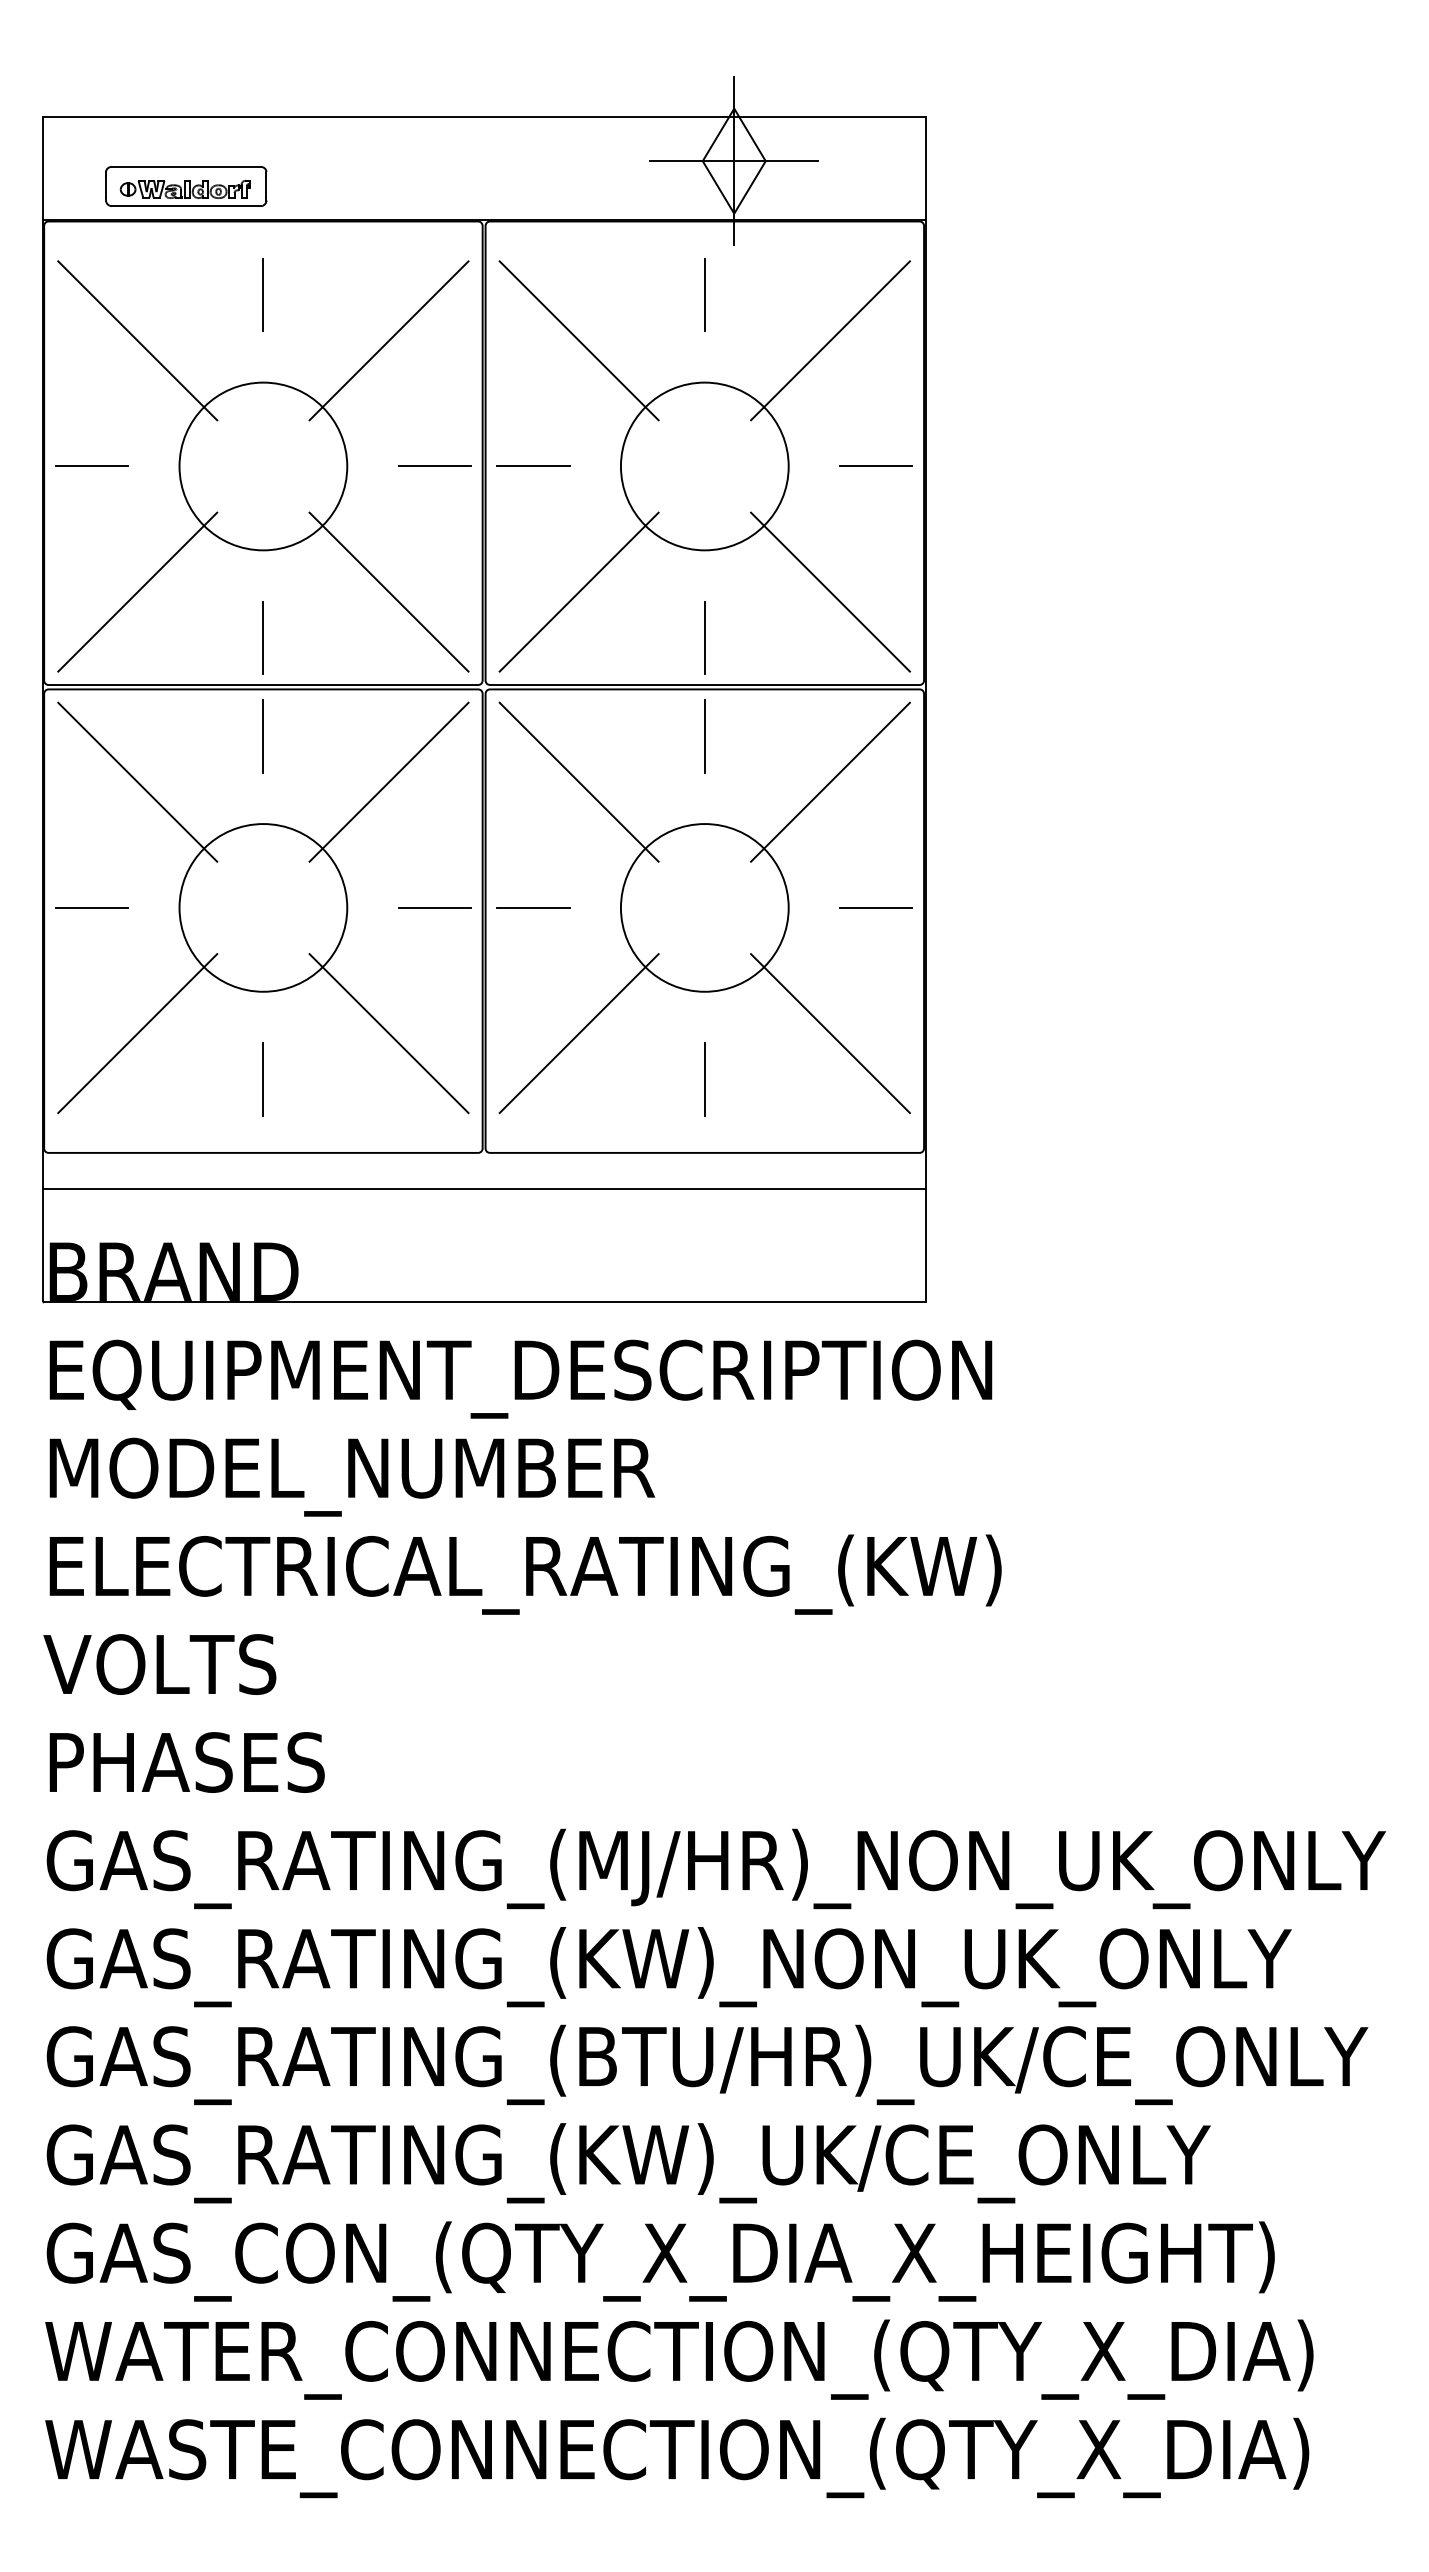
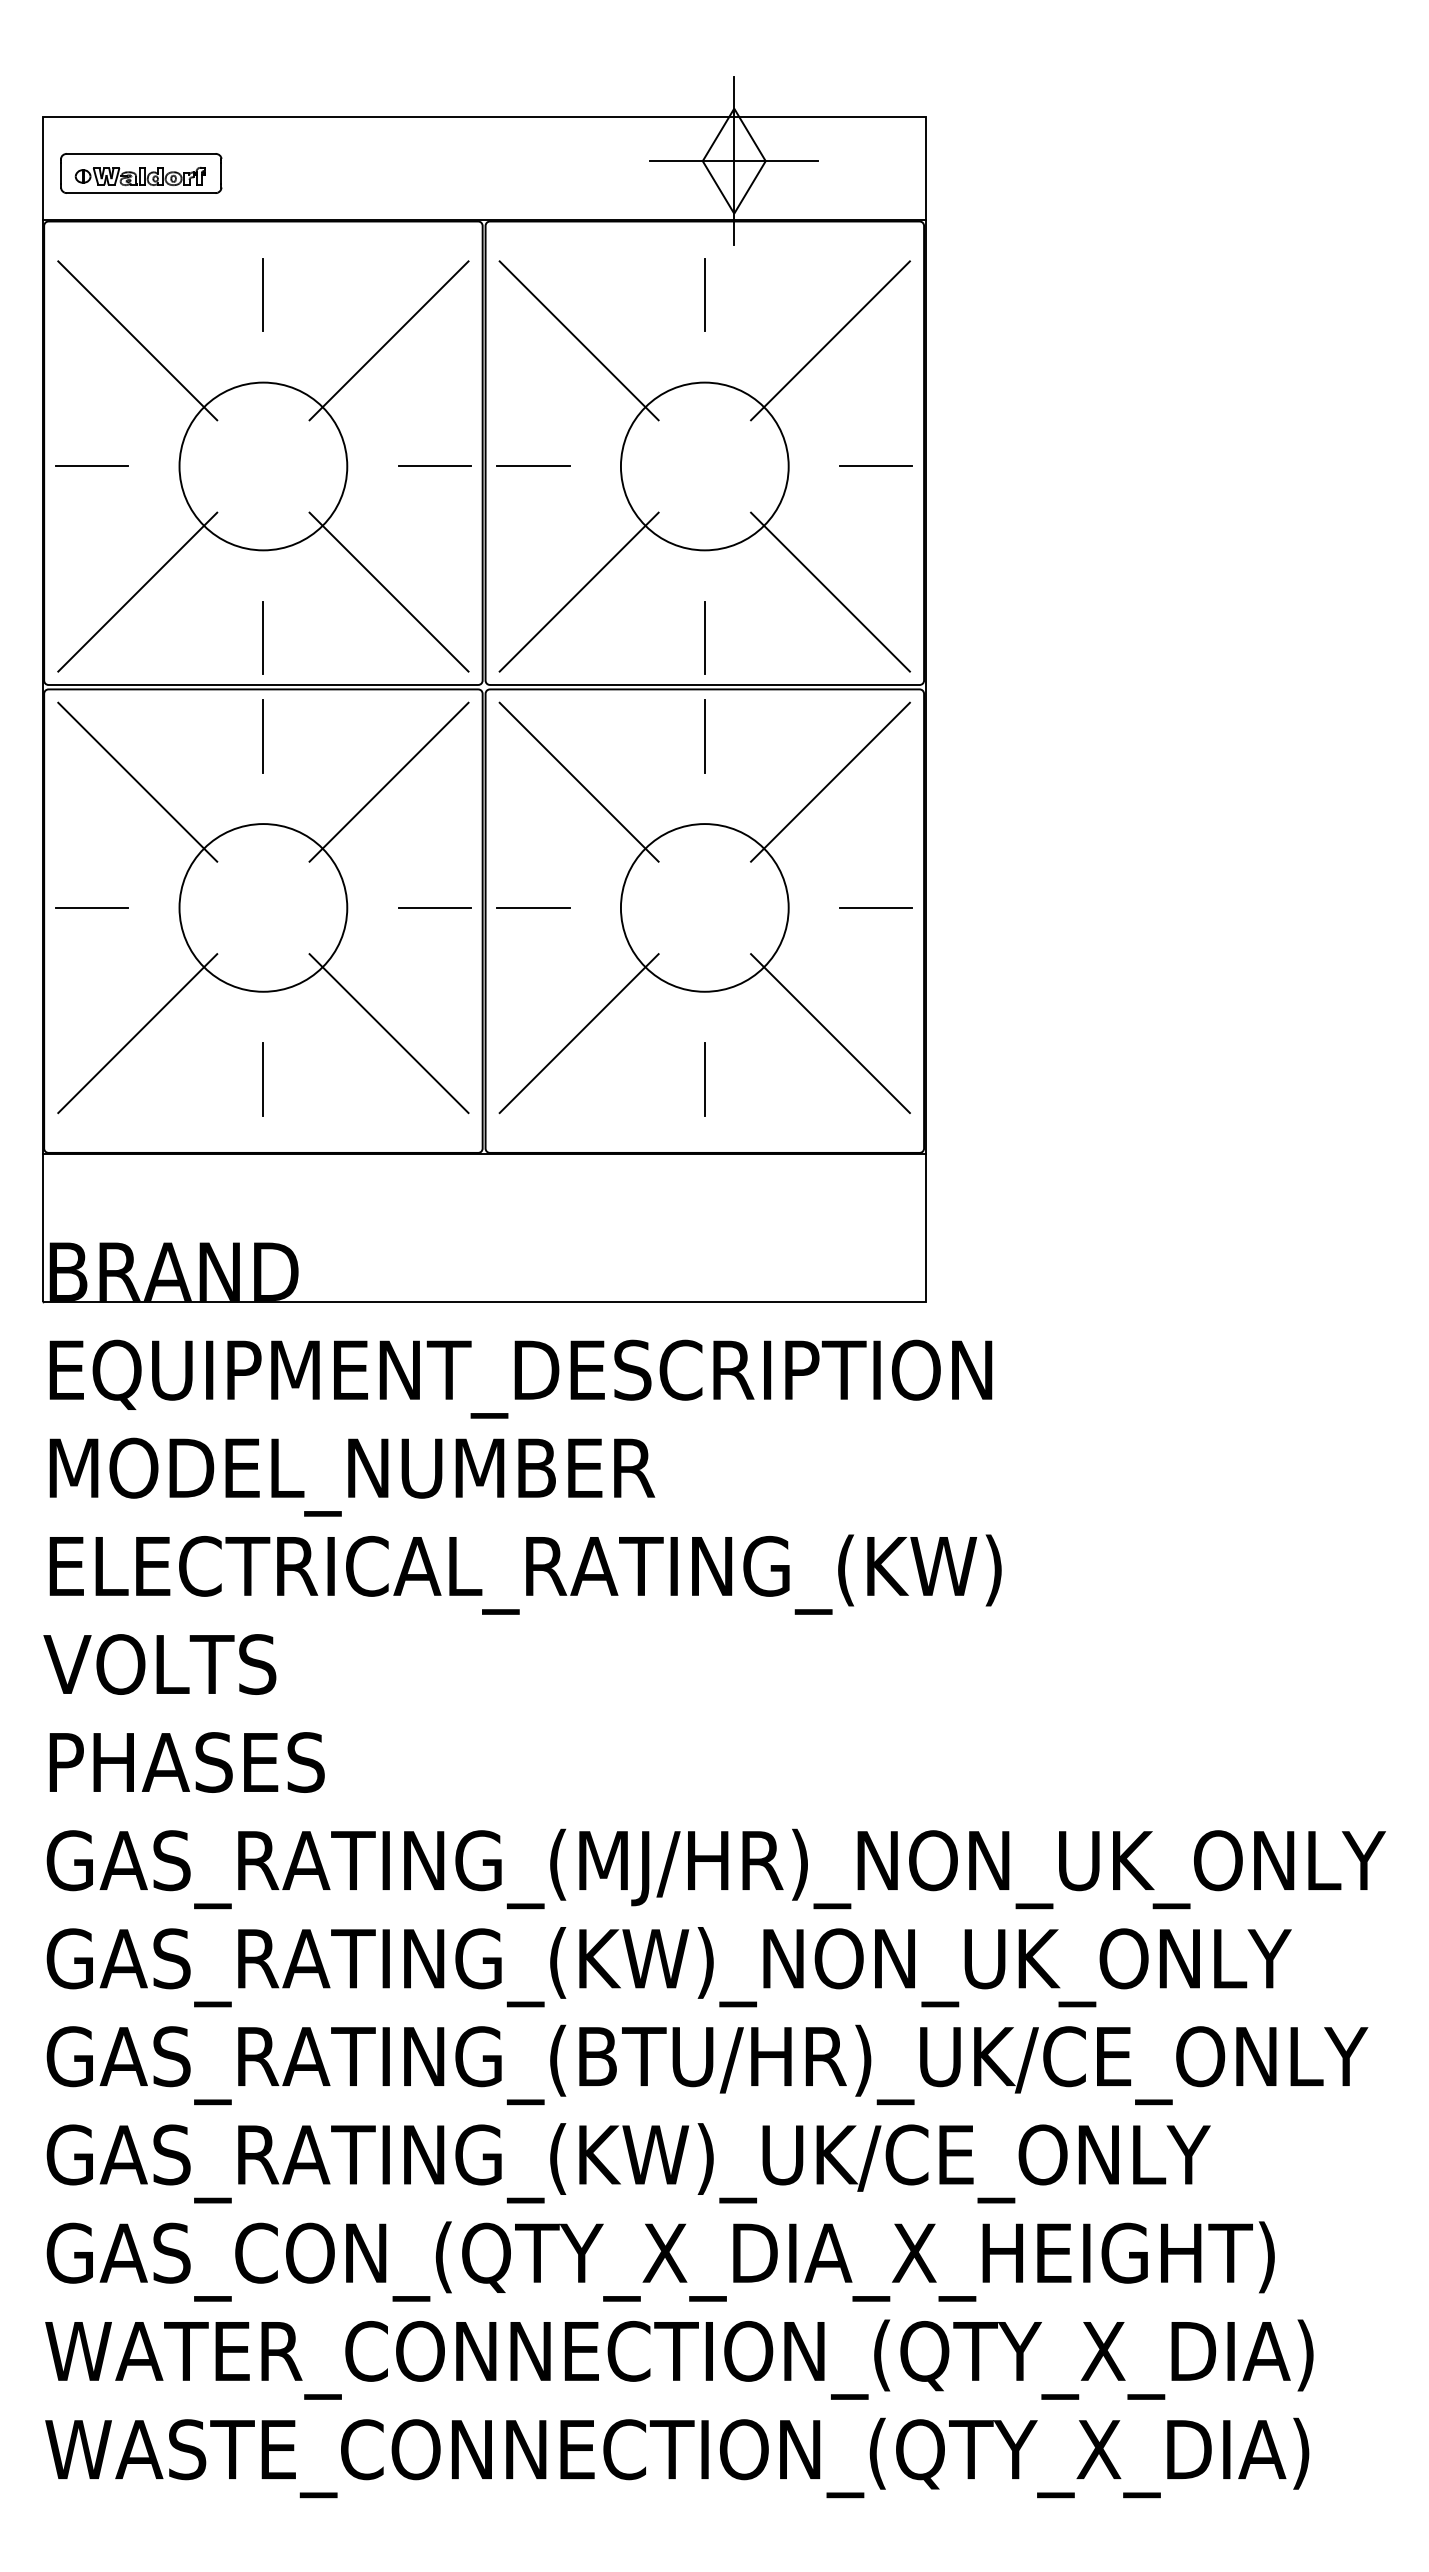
part position: (186, 186) -> (141, 173) (141, 173)
line position: (483, 1189) -> (483, 1154) (483, 1154)
